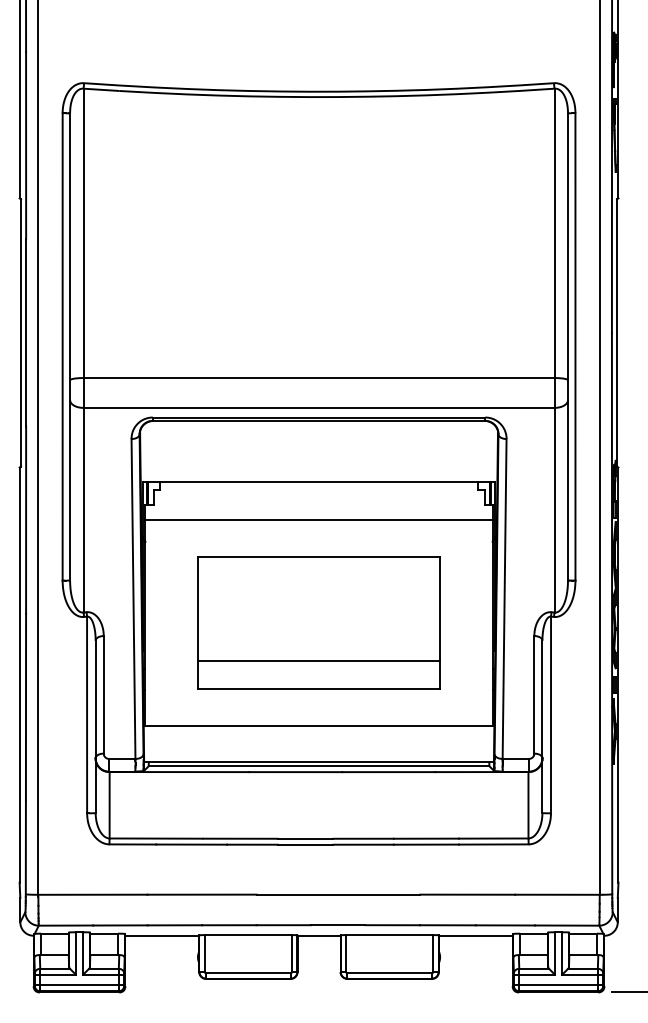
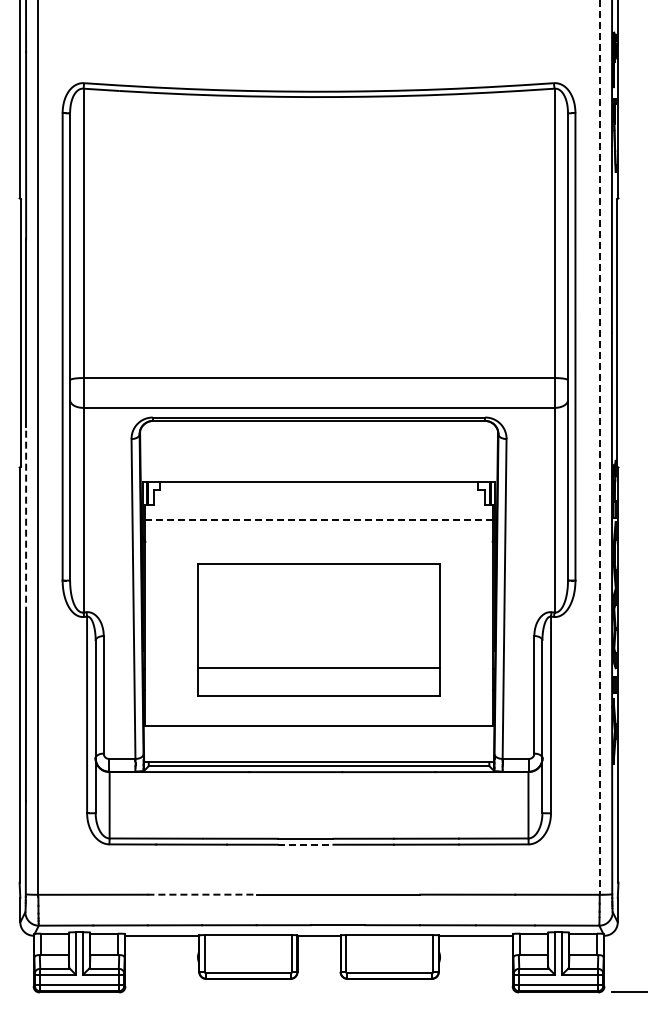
line: solid -> dashed (599, 447)
line: solid -> dashed (26, 520)
line: solid -> dashed (319, 520)
part position: (318, 622) -> (318, 629) (318, 629)
line: solid -> dashed (305, 844)
line: solid -> dashed (201, 894)
